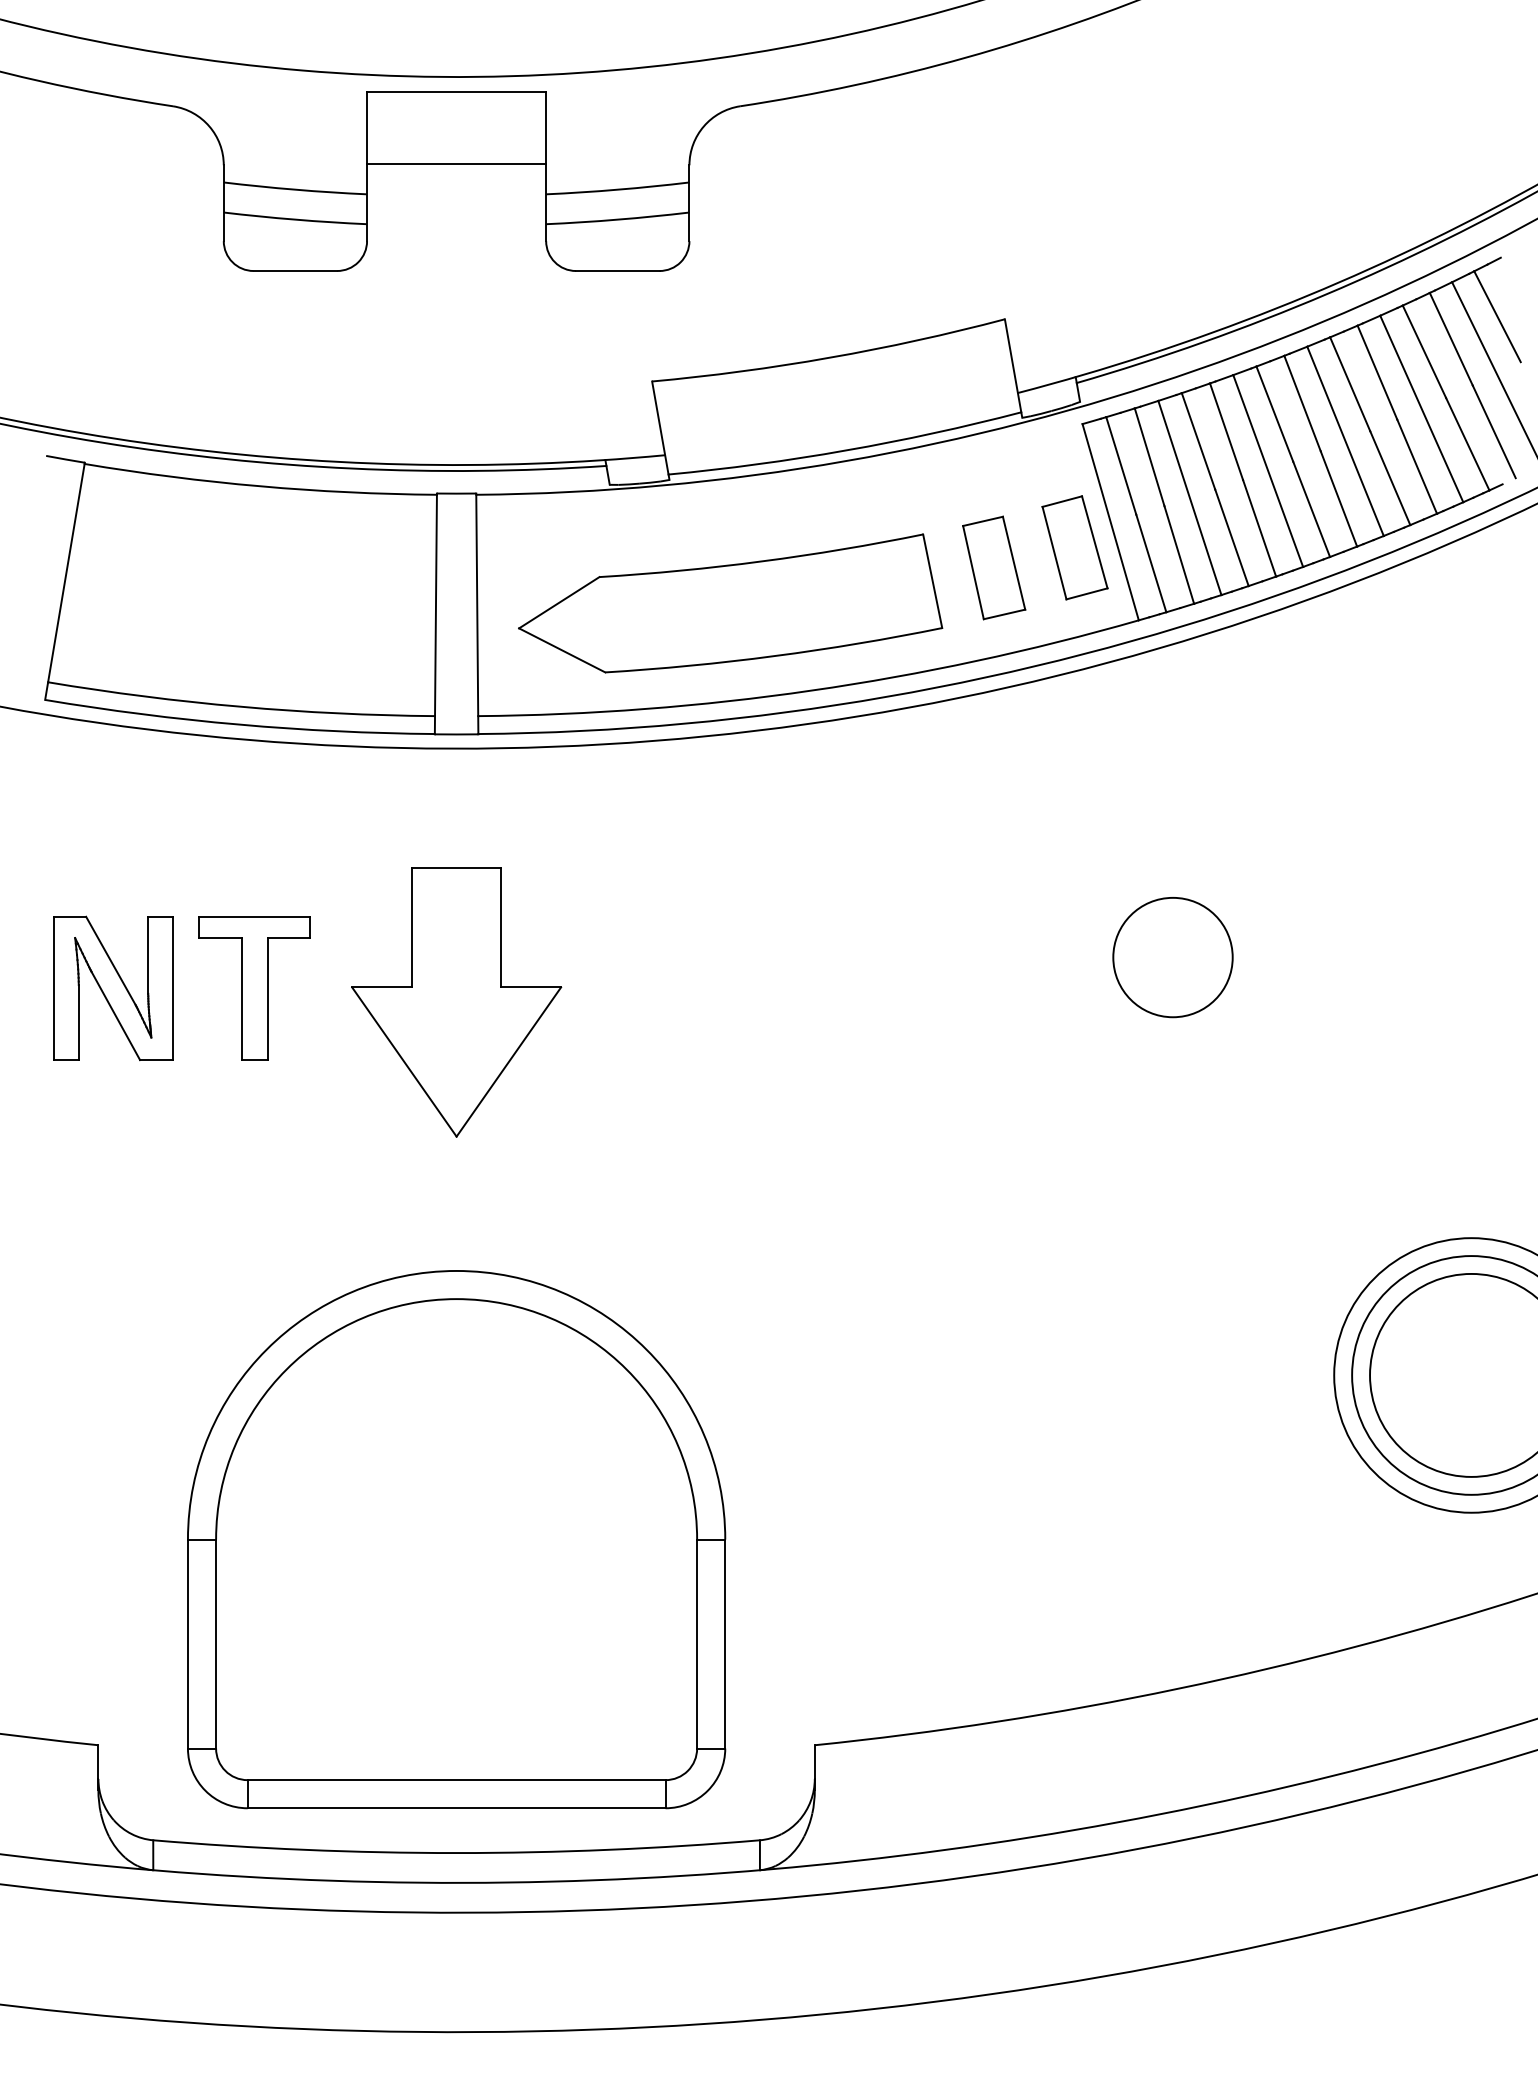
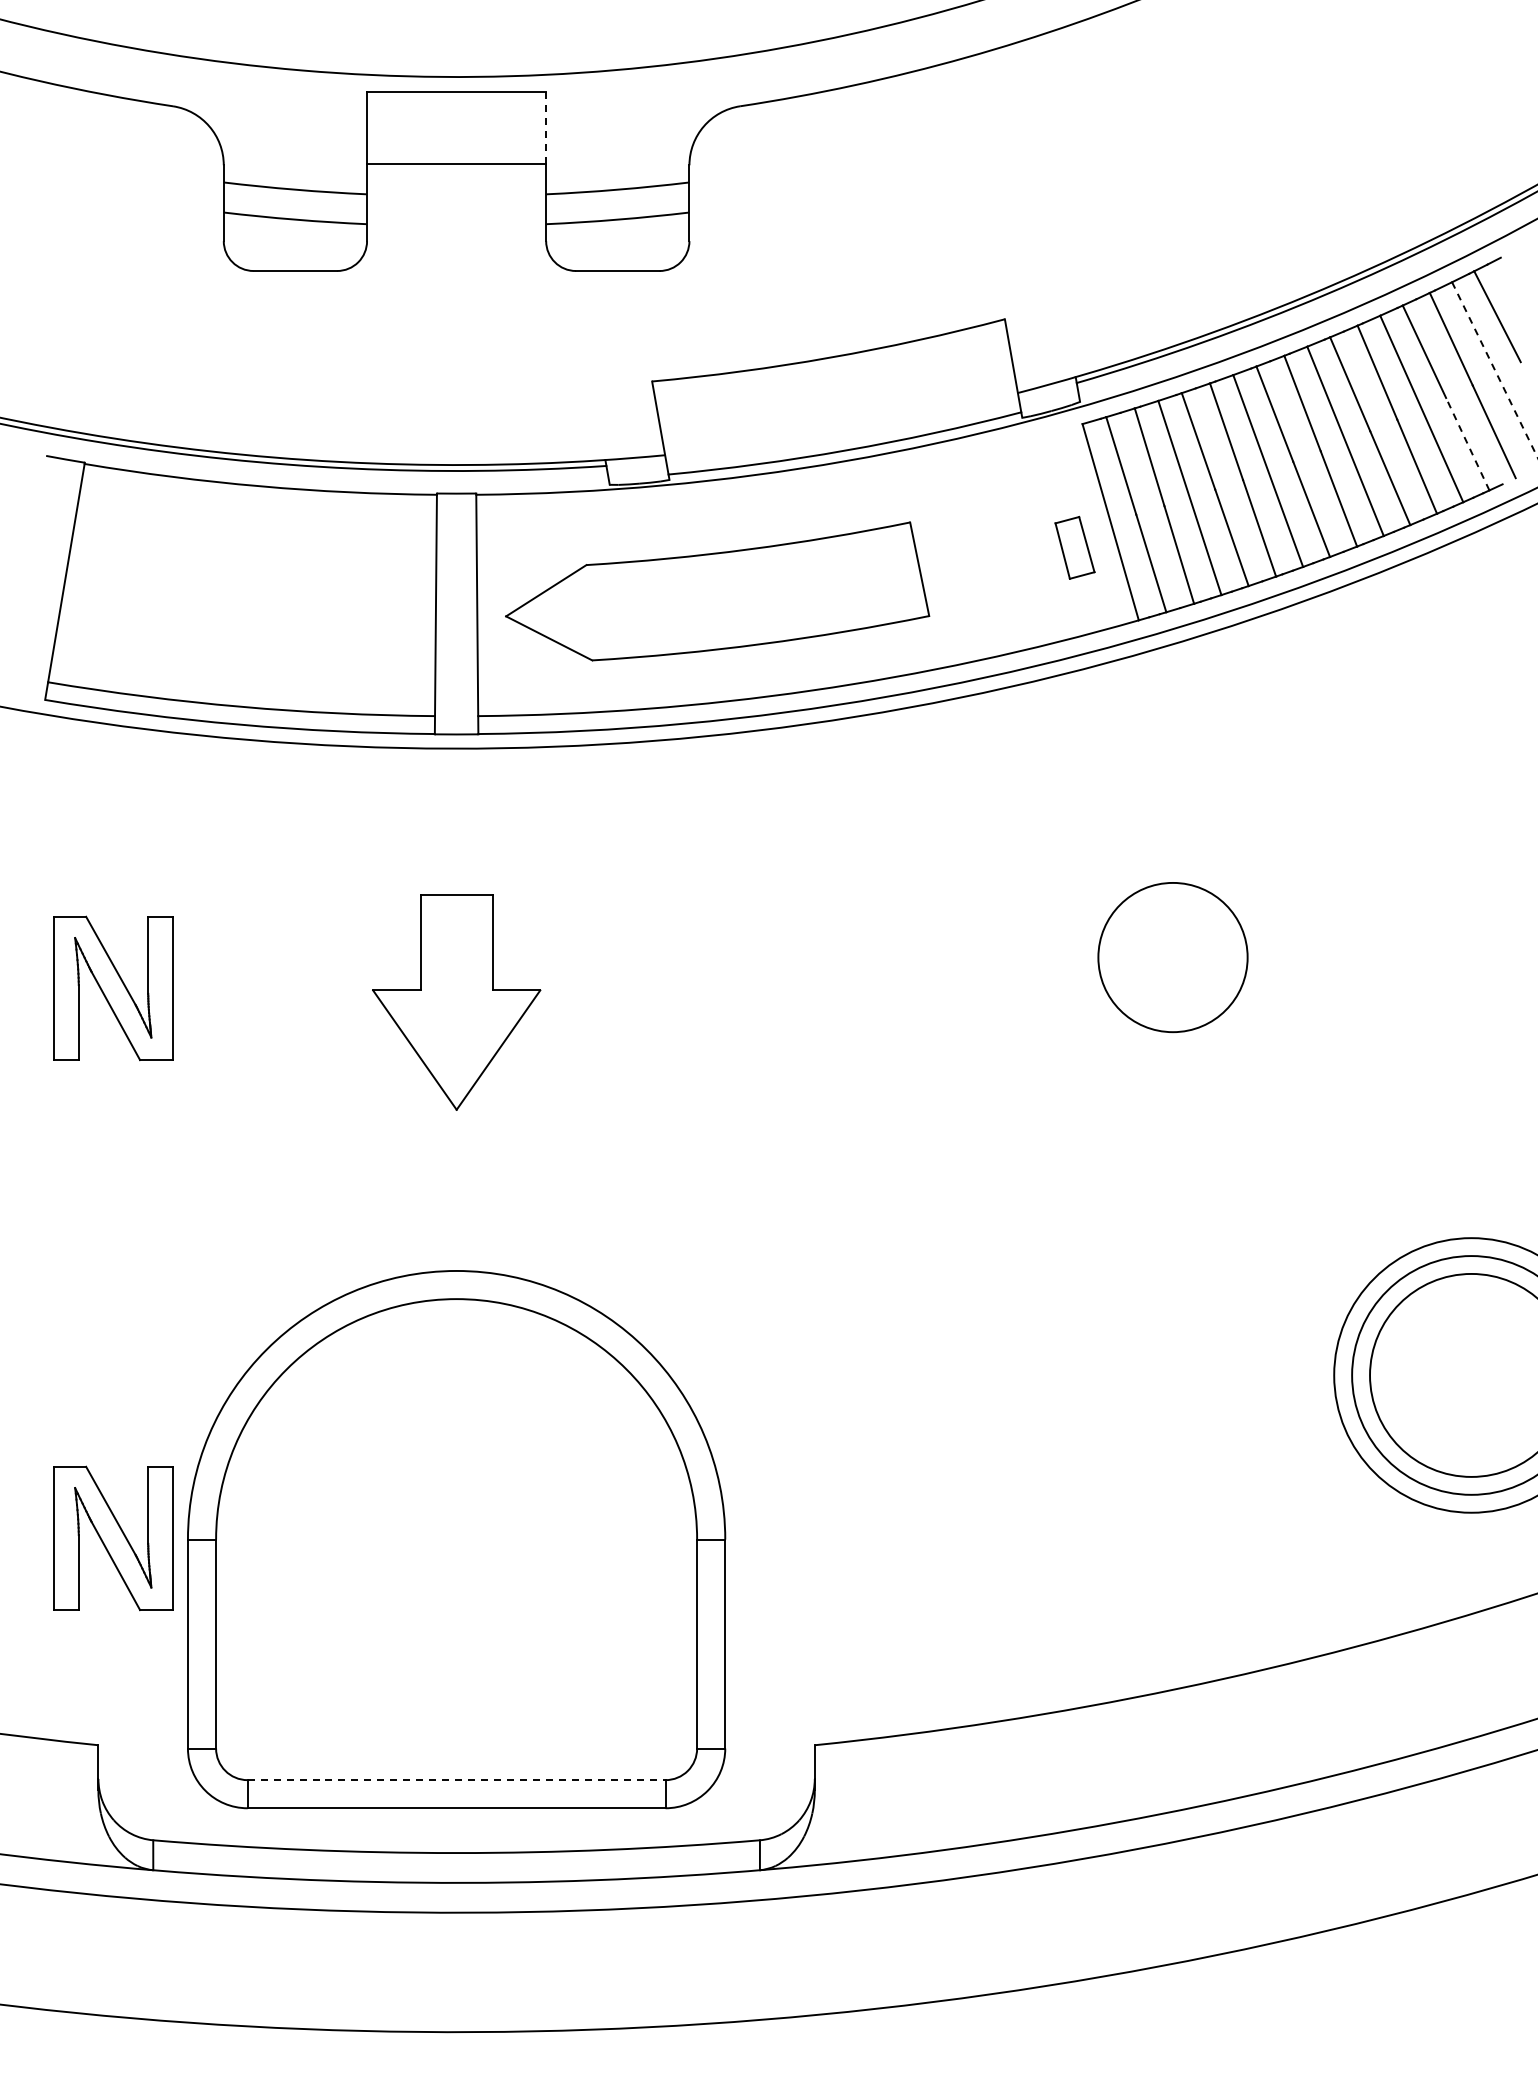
line: solid -> dashed (546, 127)
line: solid -> dashed (1494, 369)
line: solid -> dashed (1467, 443)
part size: 68x106 px -> 42x65 px (1074, 547)
part: present -> none (994, 567)
part position: (730, 603) -> (717, 591) (717, 591)
circle diameter: 119 px -> 149 px (1172, 957)
part: present -> none (254, 988)
part size: 212x271 px -> 170x217 px (456, 1002)
part: none -> present (113, 1538)
line: solid -> dashed (456, 1780)
